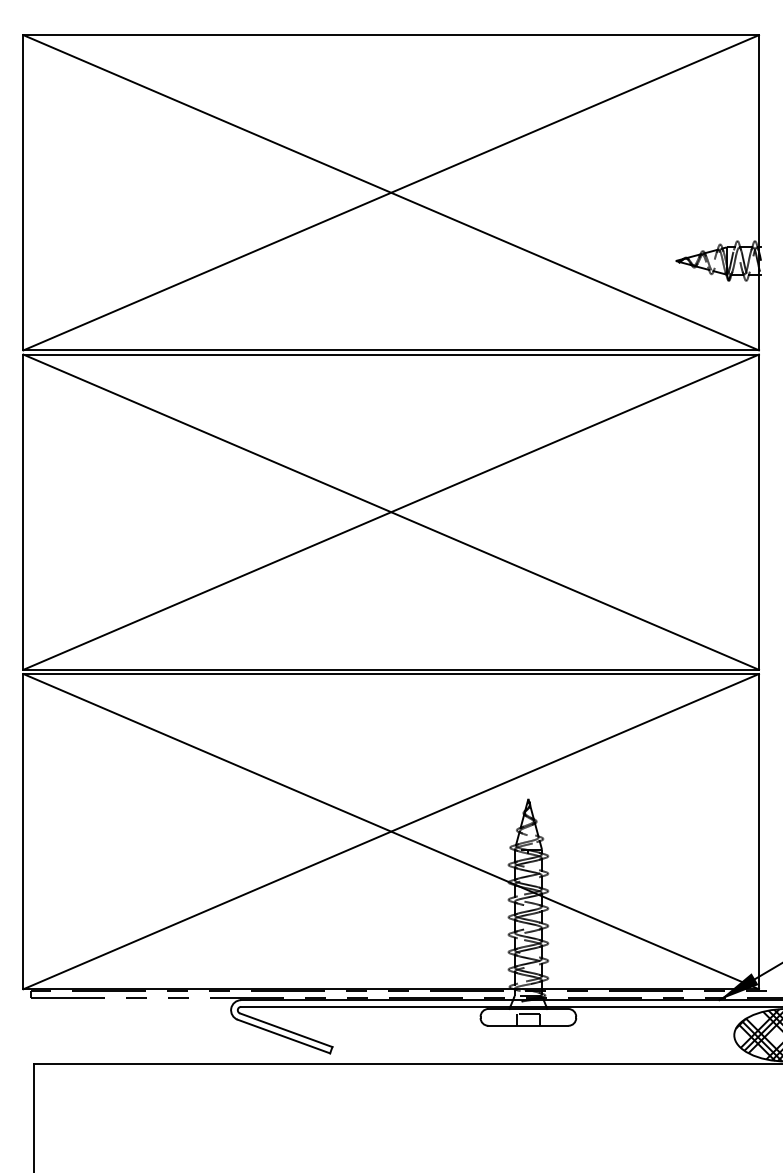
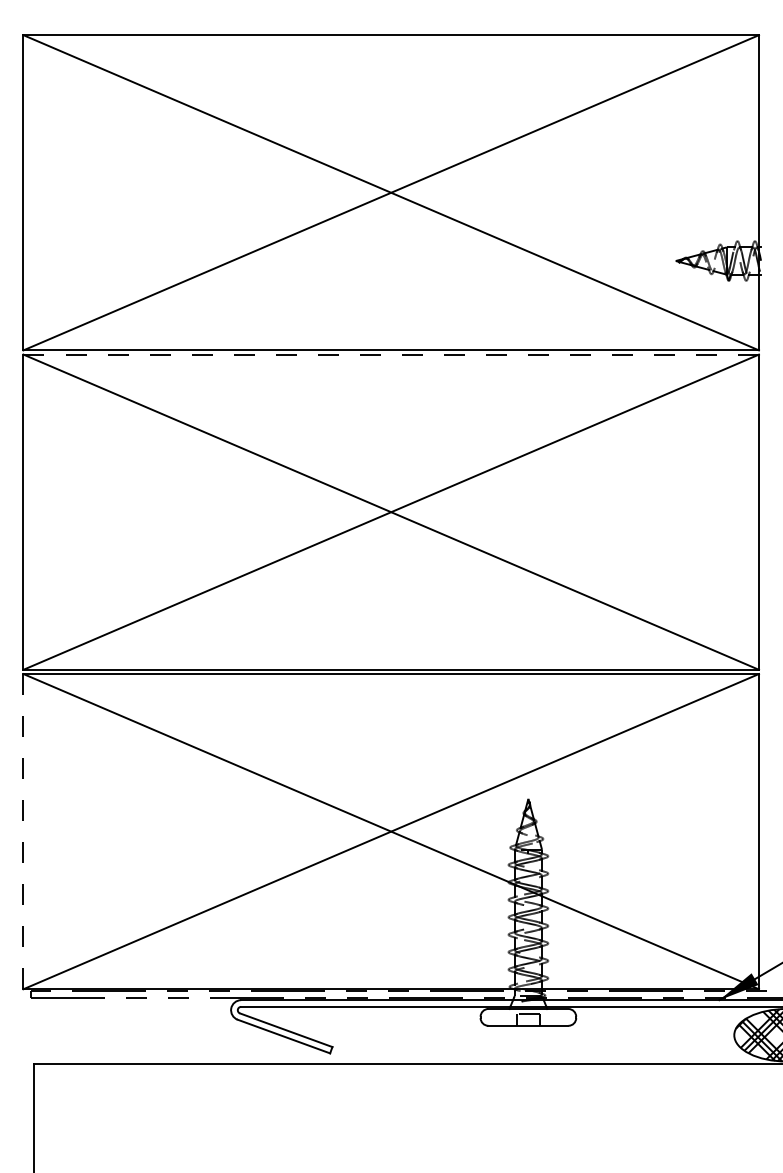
line: solid -> dashed (391, 354)
line: solid -> dashed (23, 831)
